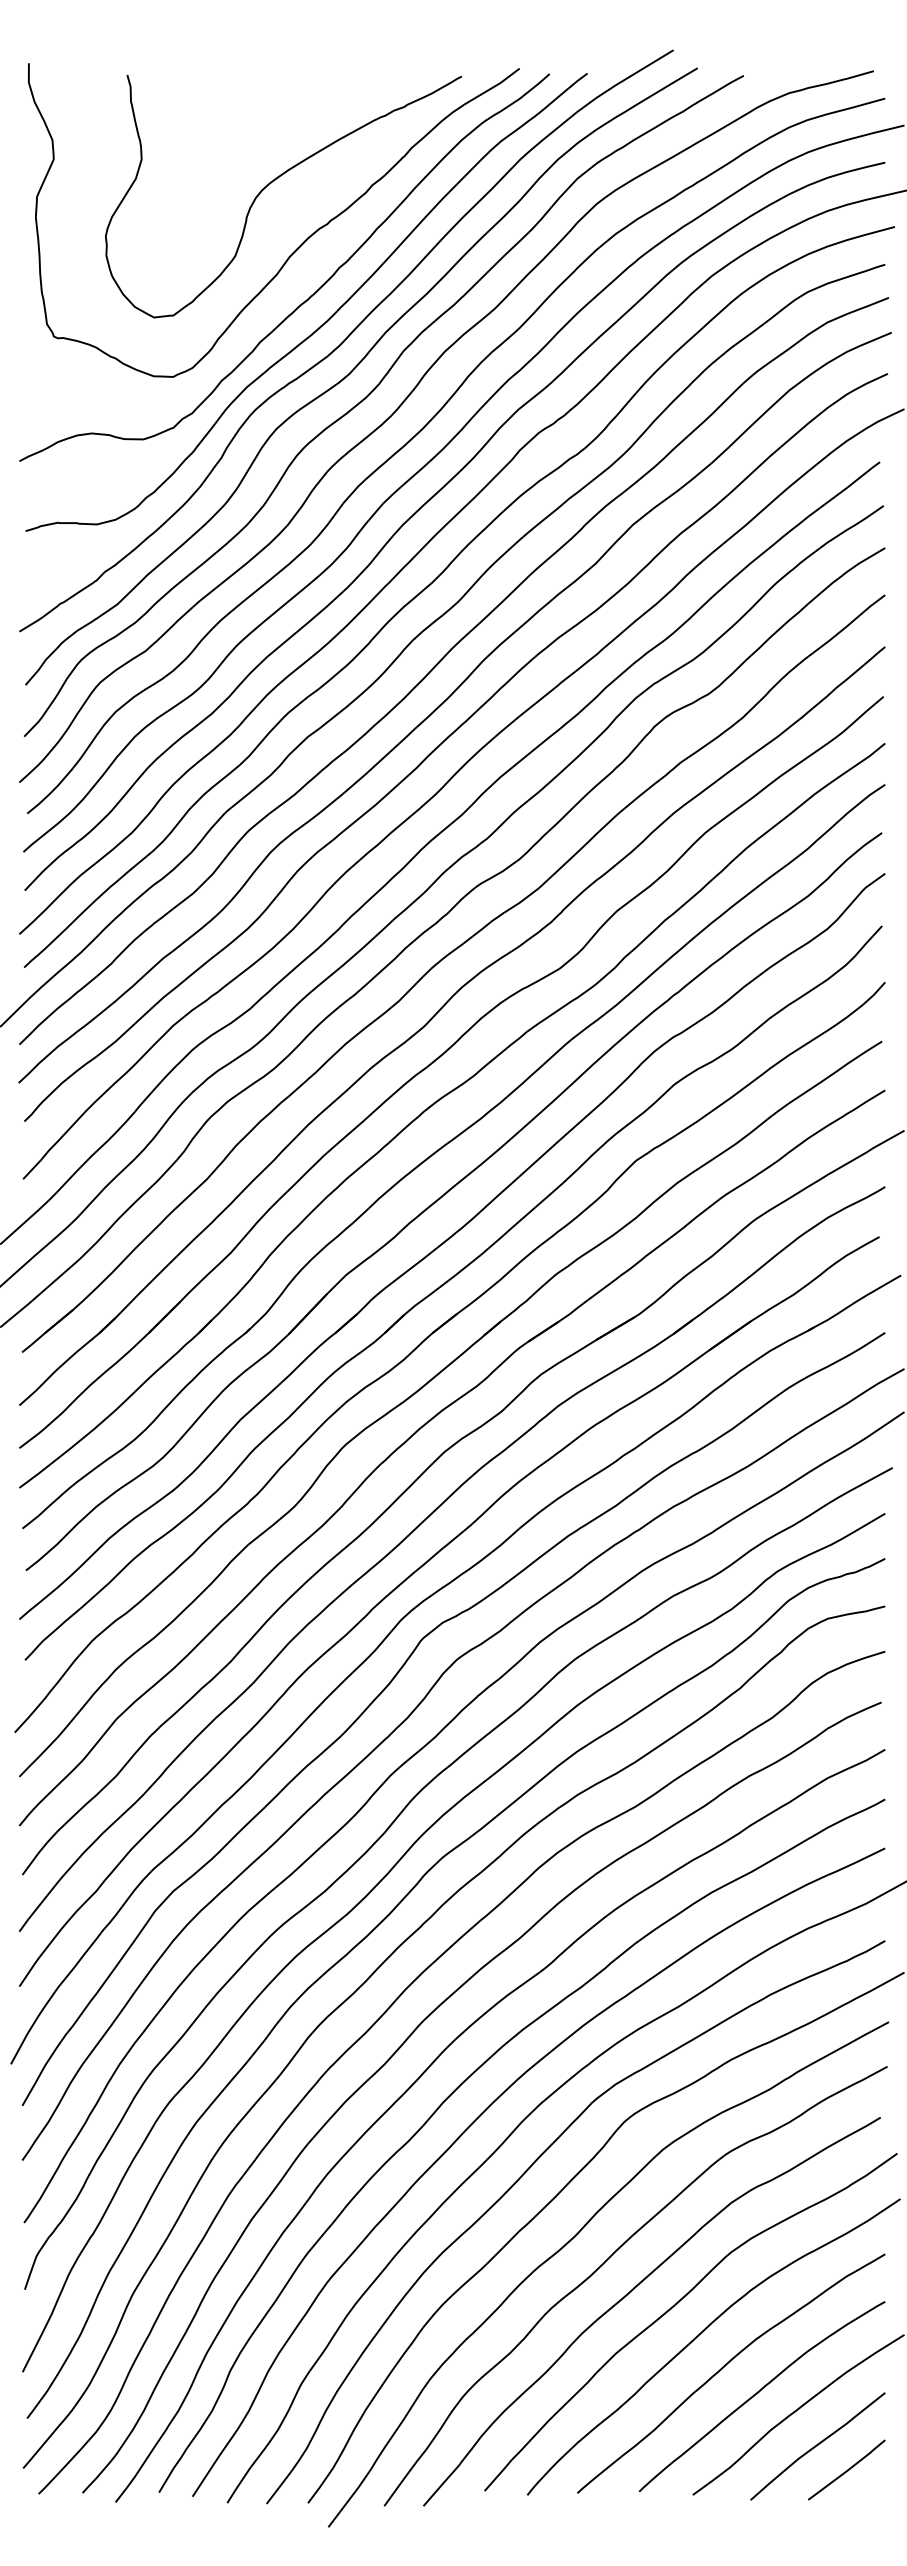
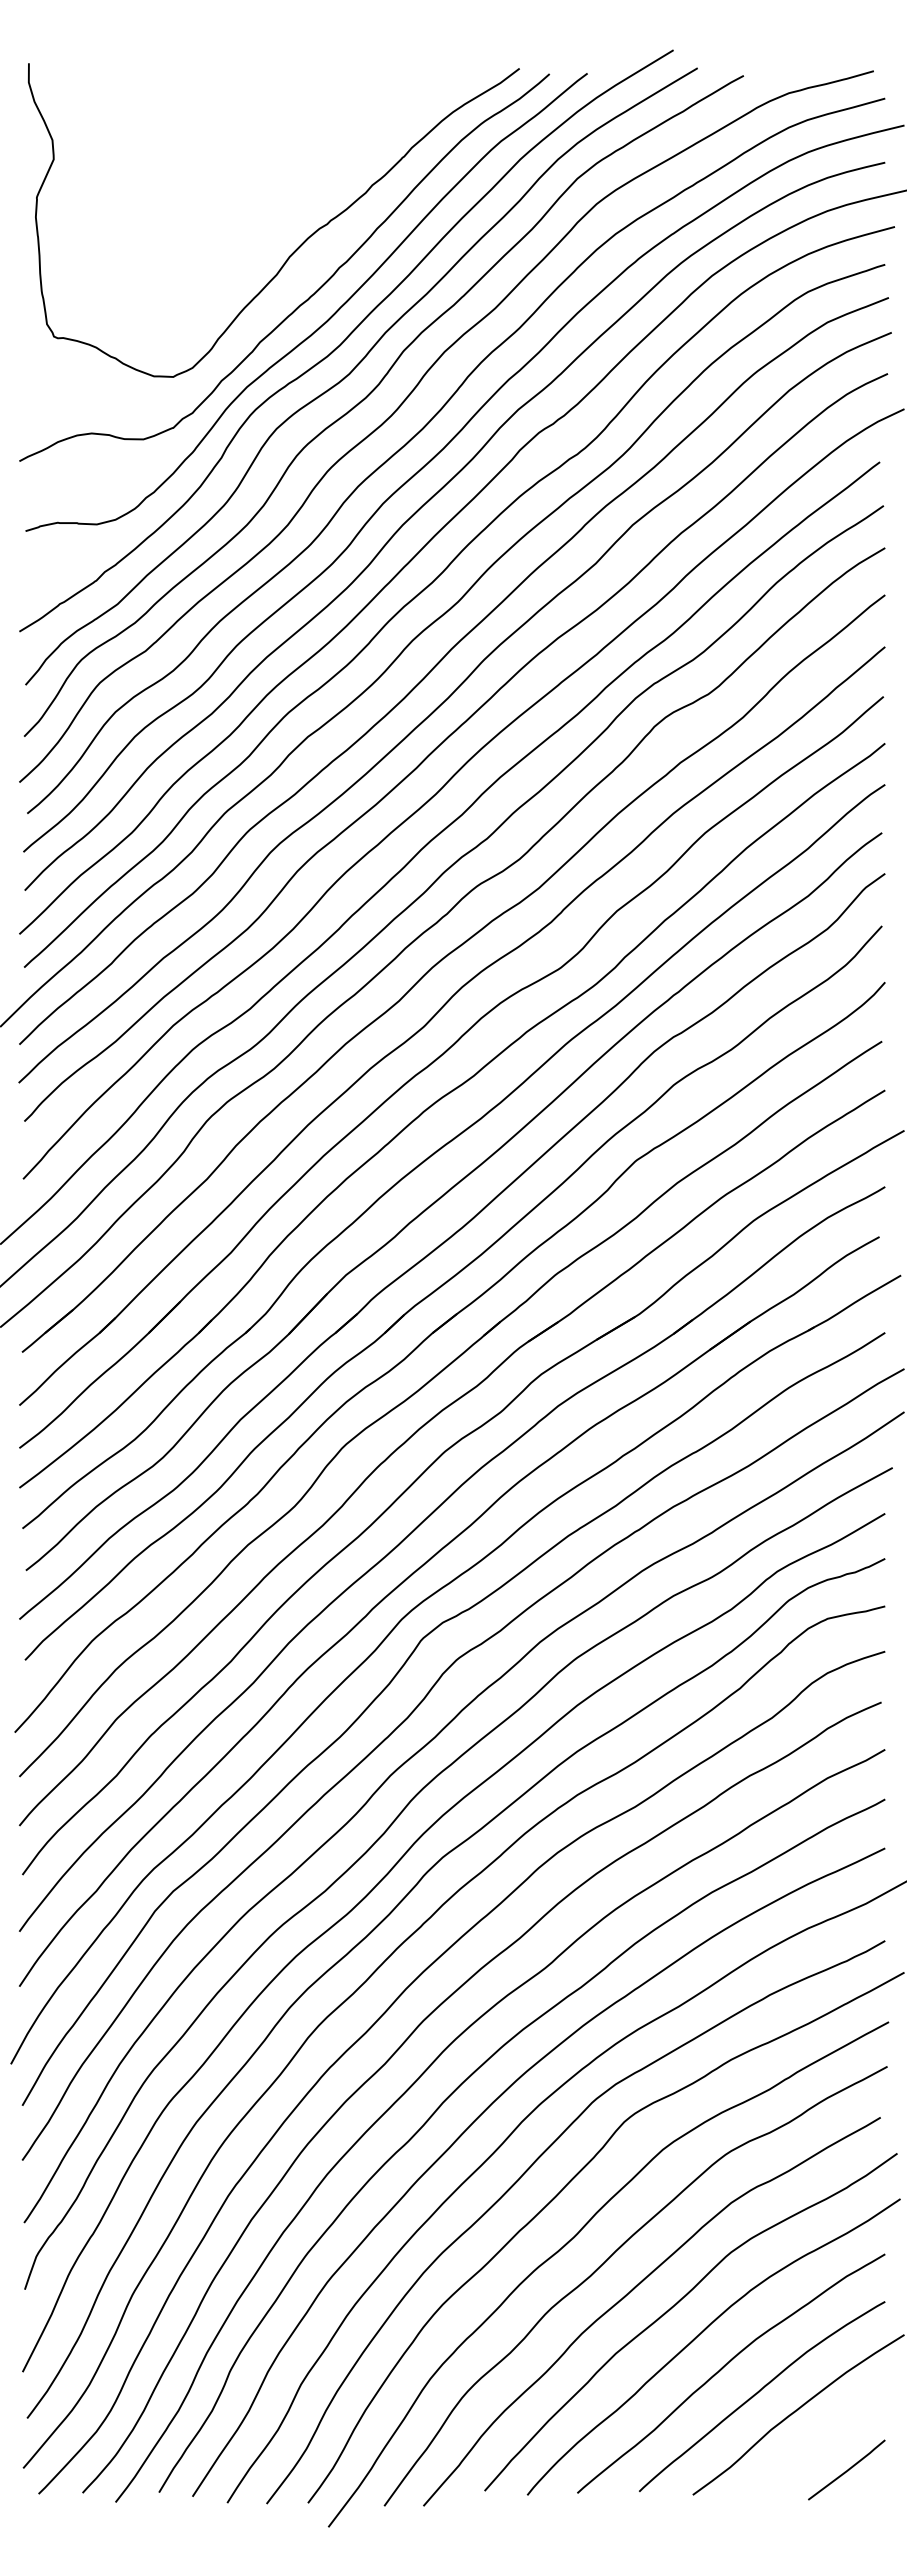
curve: present -> none (274, 181)
curve: present -> none (817, 2446)
